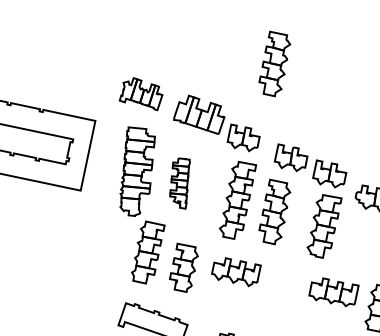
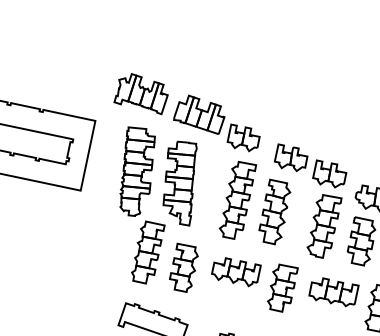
part: present -> none (274, 63)
part size: 46x35 px -> 56x43 px (140, 94)
part size: 22x53 px -> 36x87 px (179, 183)
part: none -> present (361, 241)
part: none -> present (282, 287)
